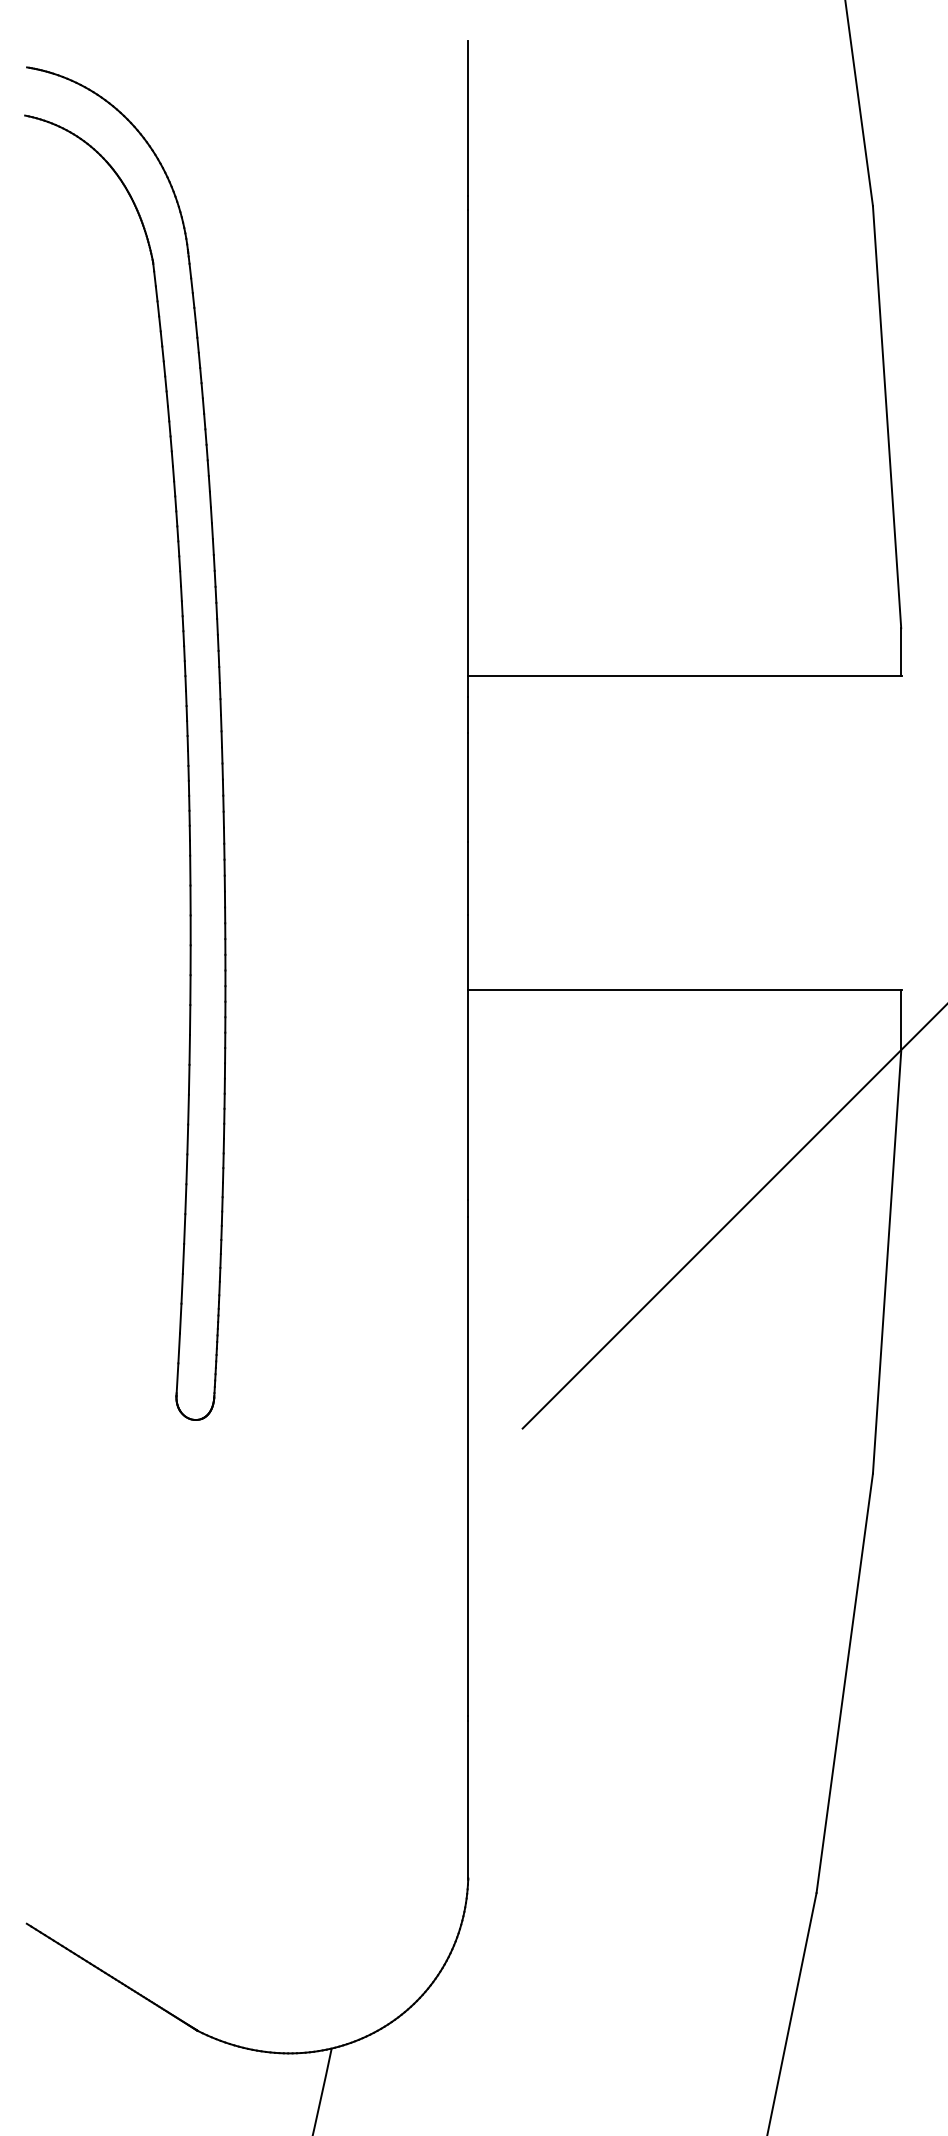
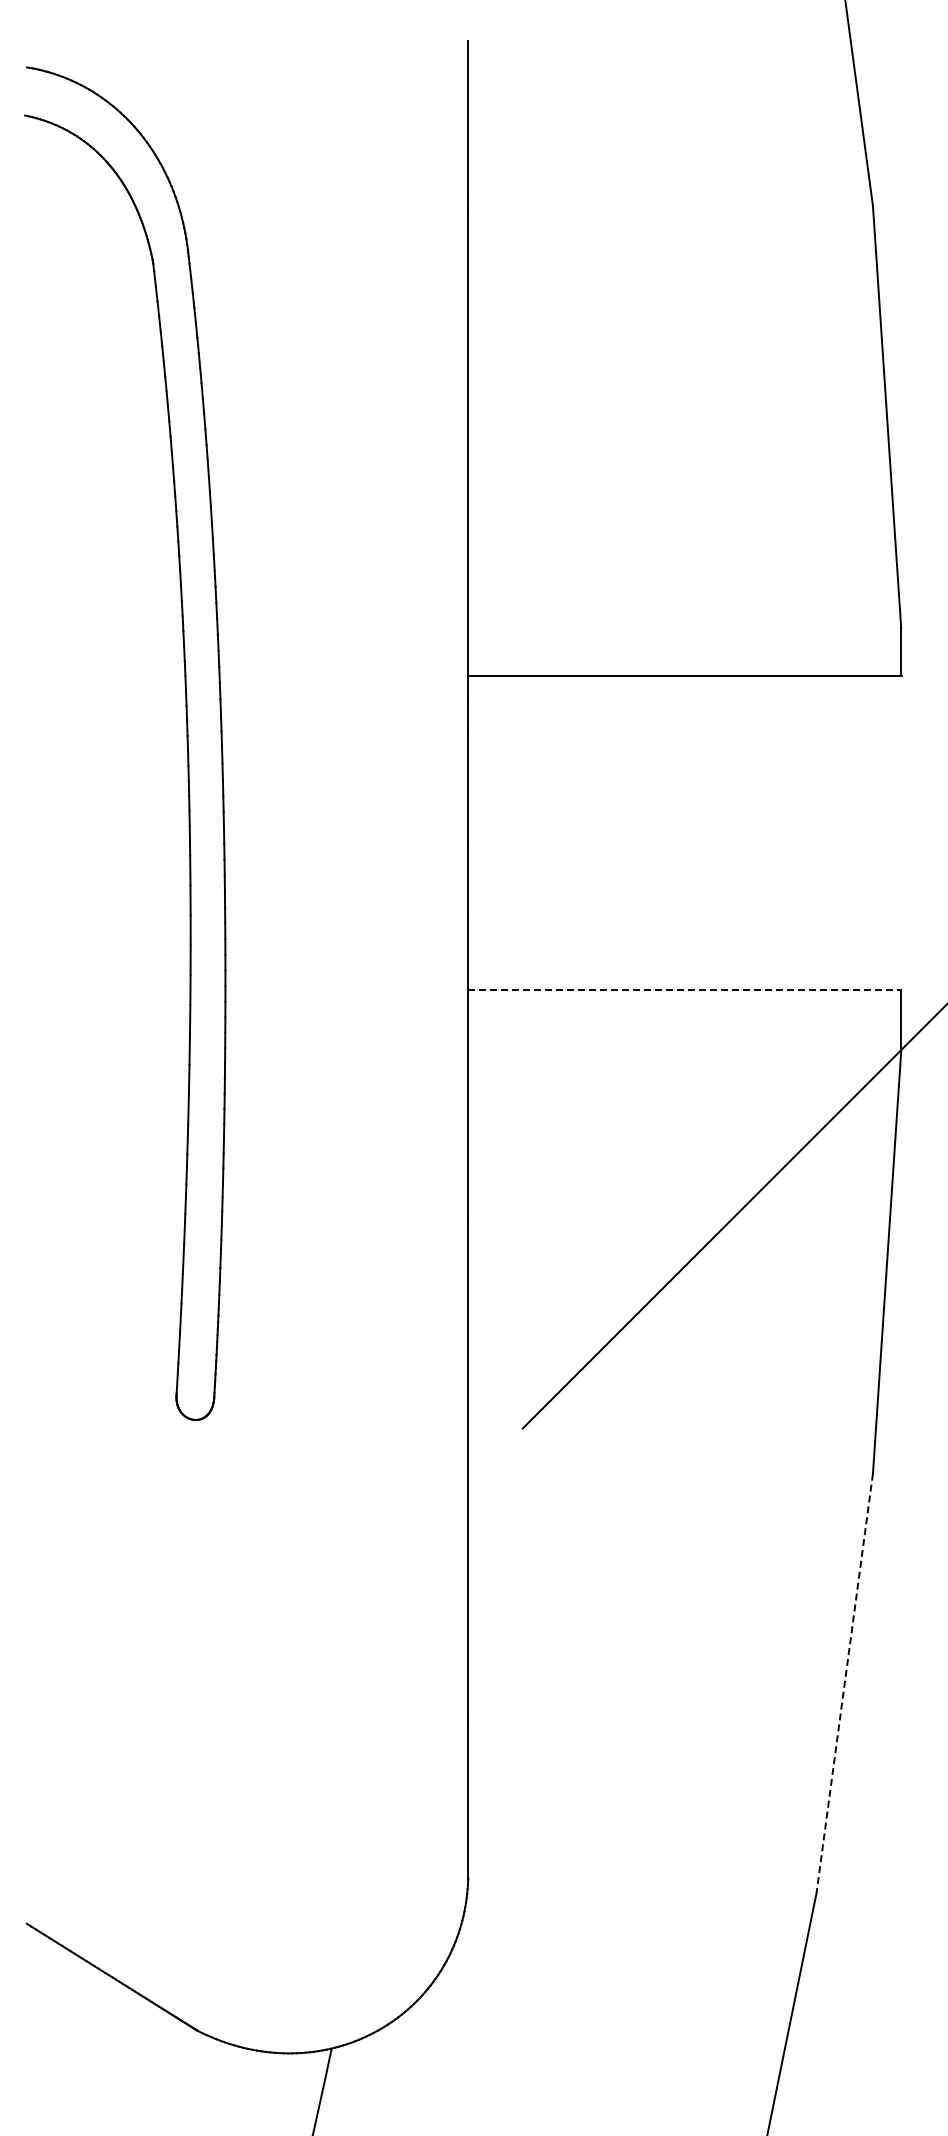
line: solid -> dashed (685, 990)
line: solid -> dashed (844, 1683)
